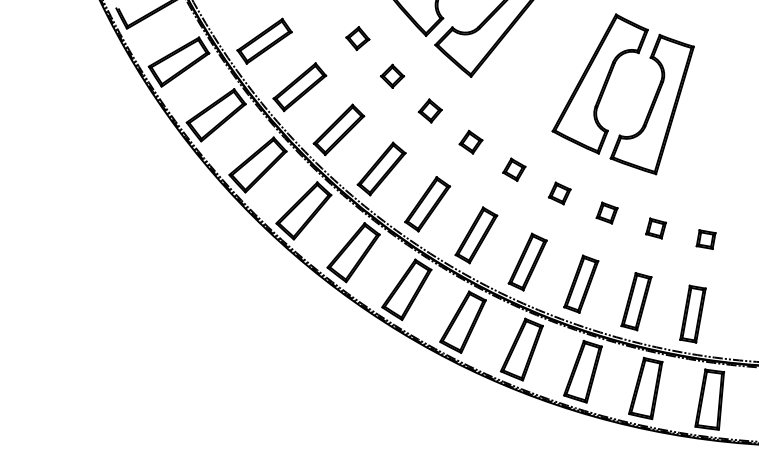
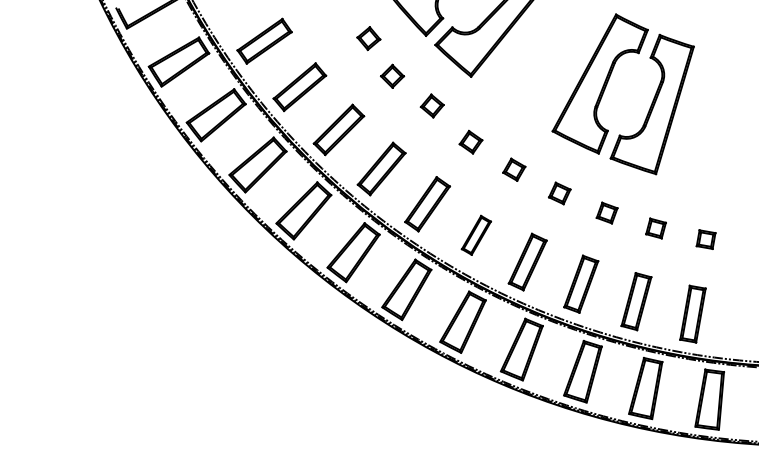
part position: (357, 38) -> (368, 38) (368, 38)
part position: (429, 110) -> (431, 105) (431, 105)
part size: 45x59 px -> 33x42 px (476, 234)
